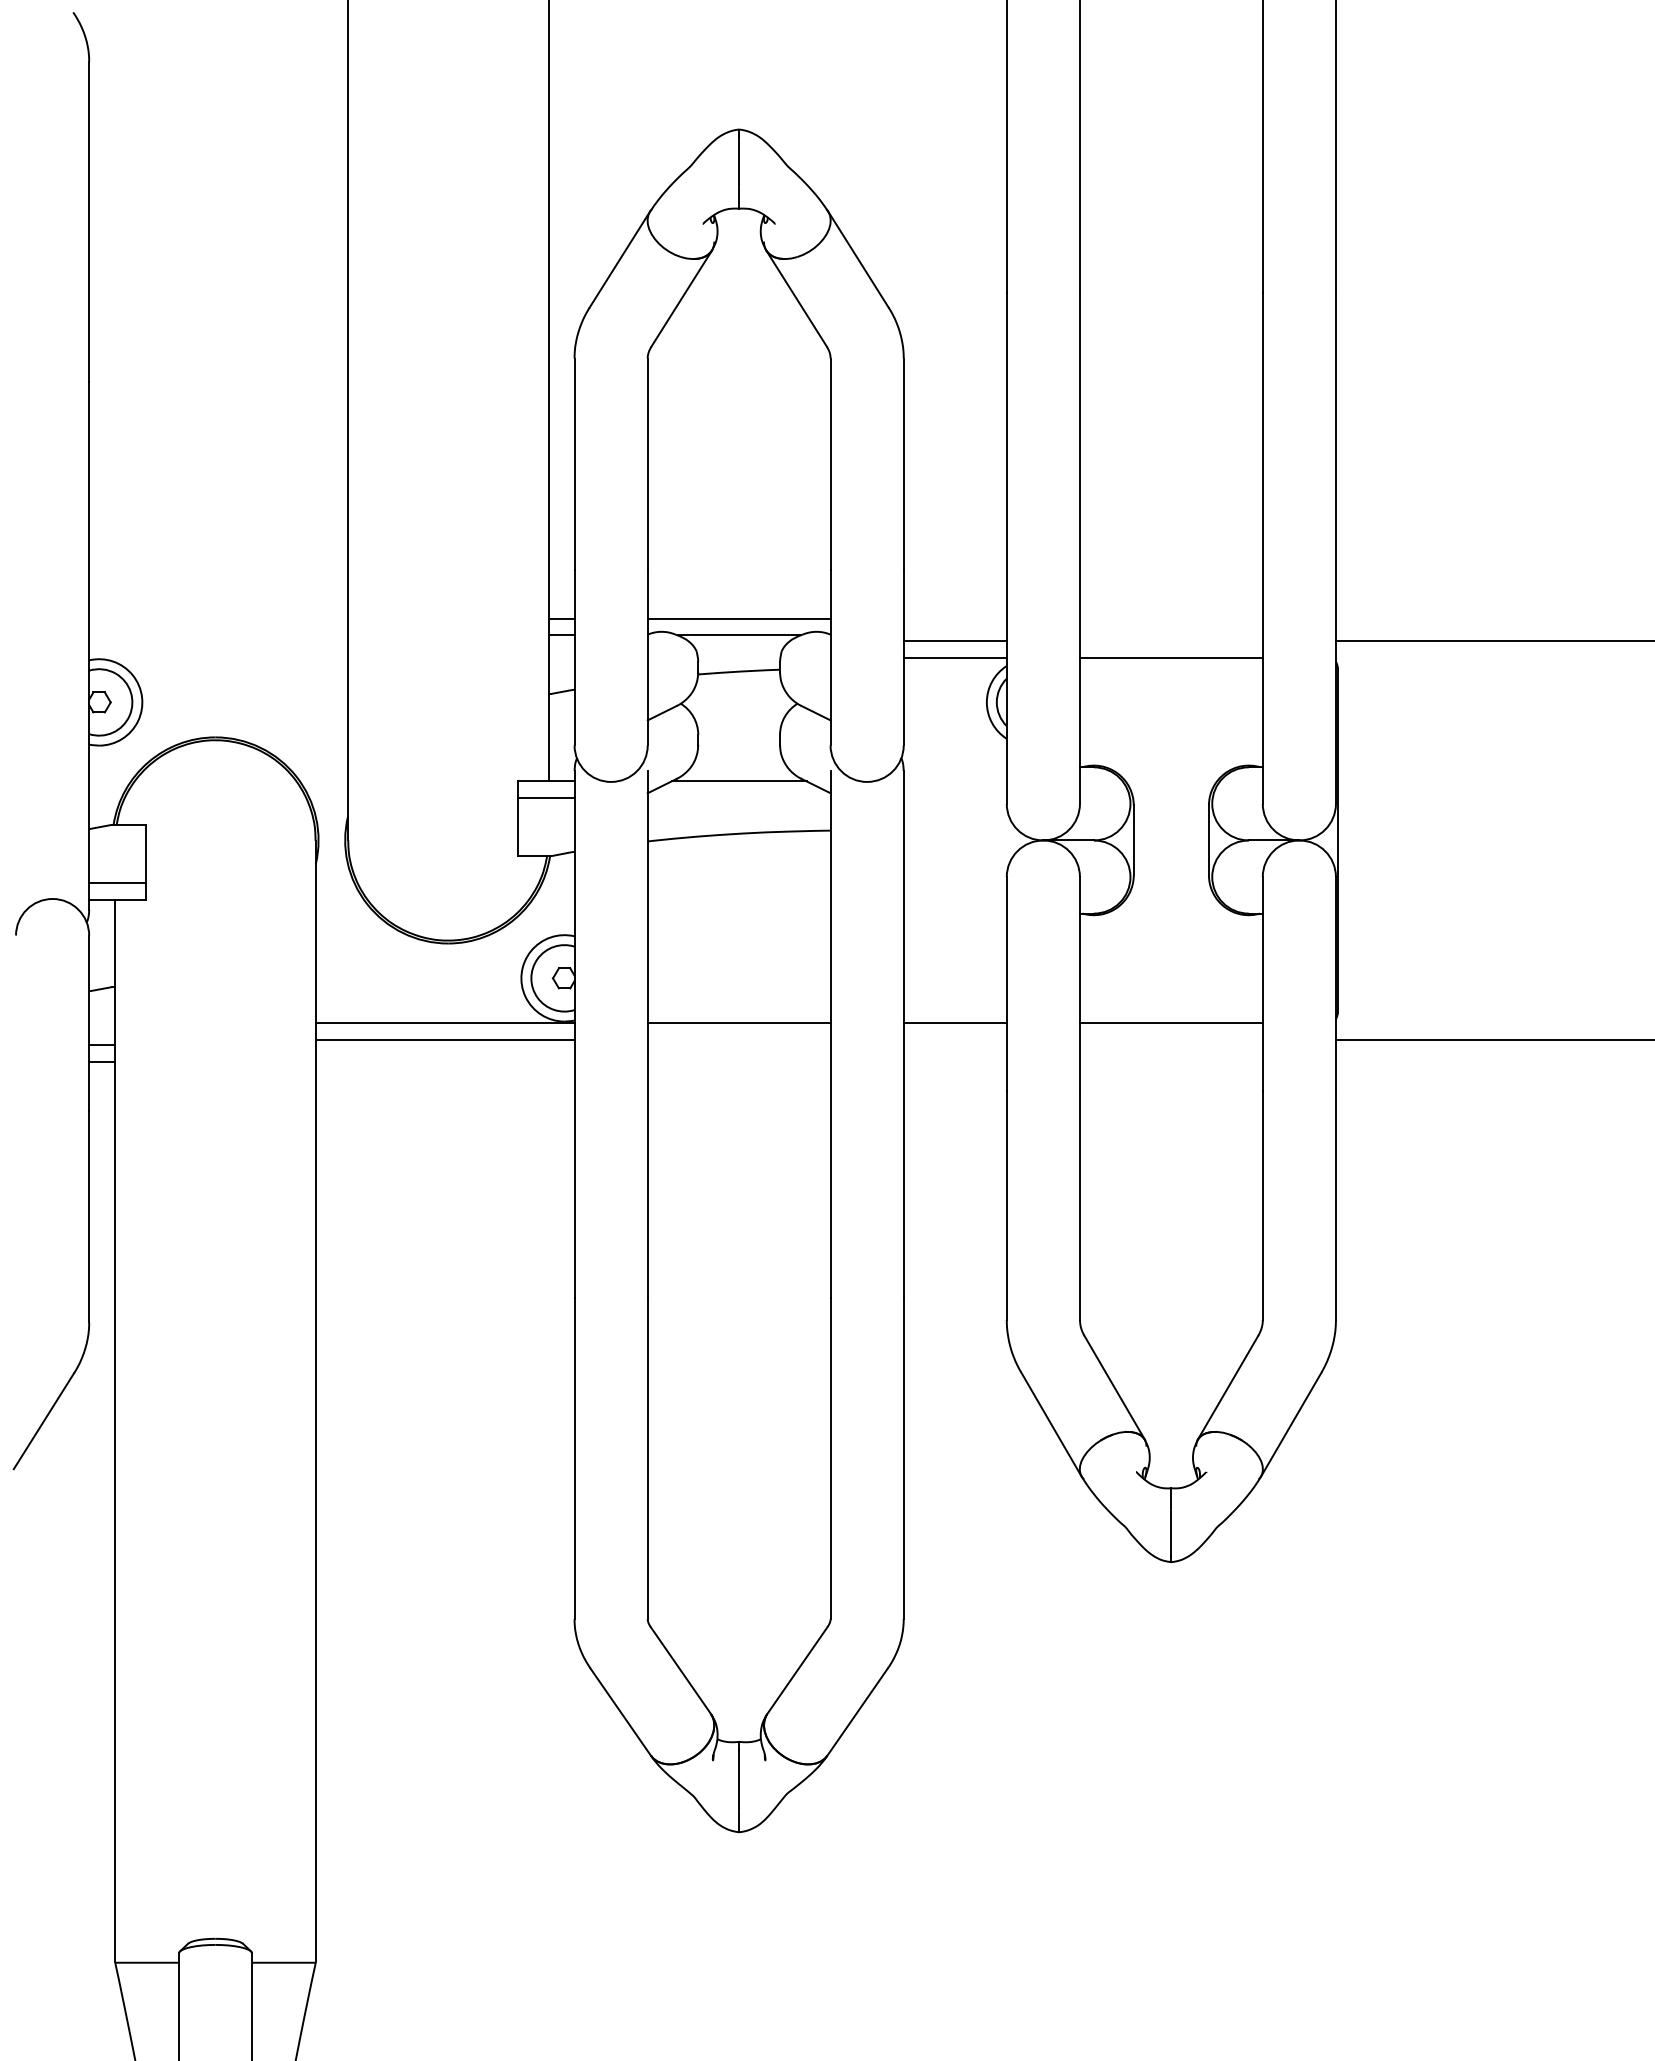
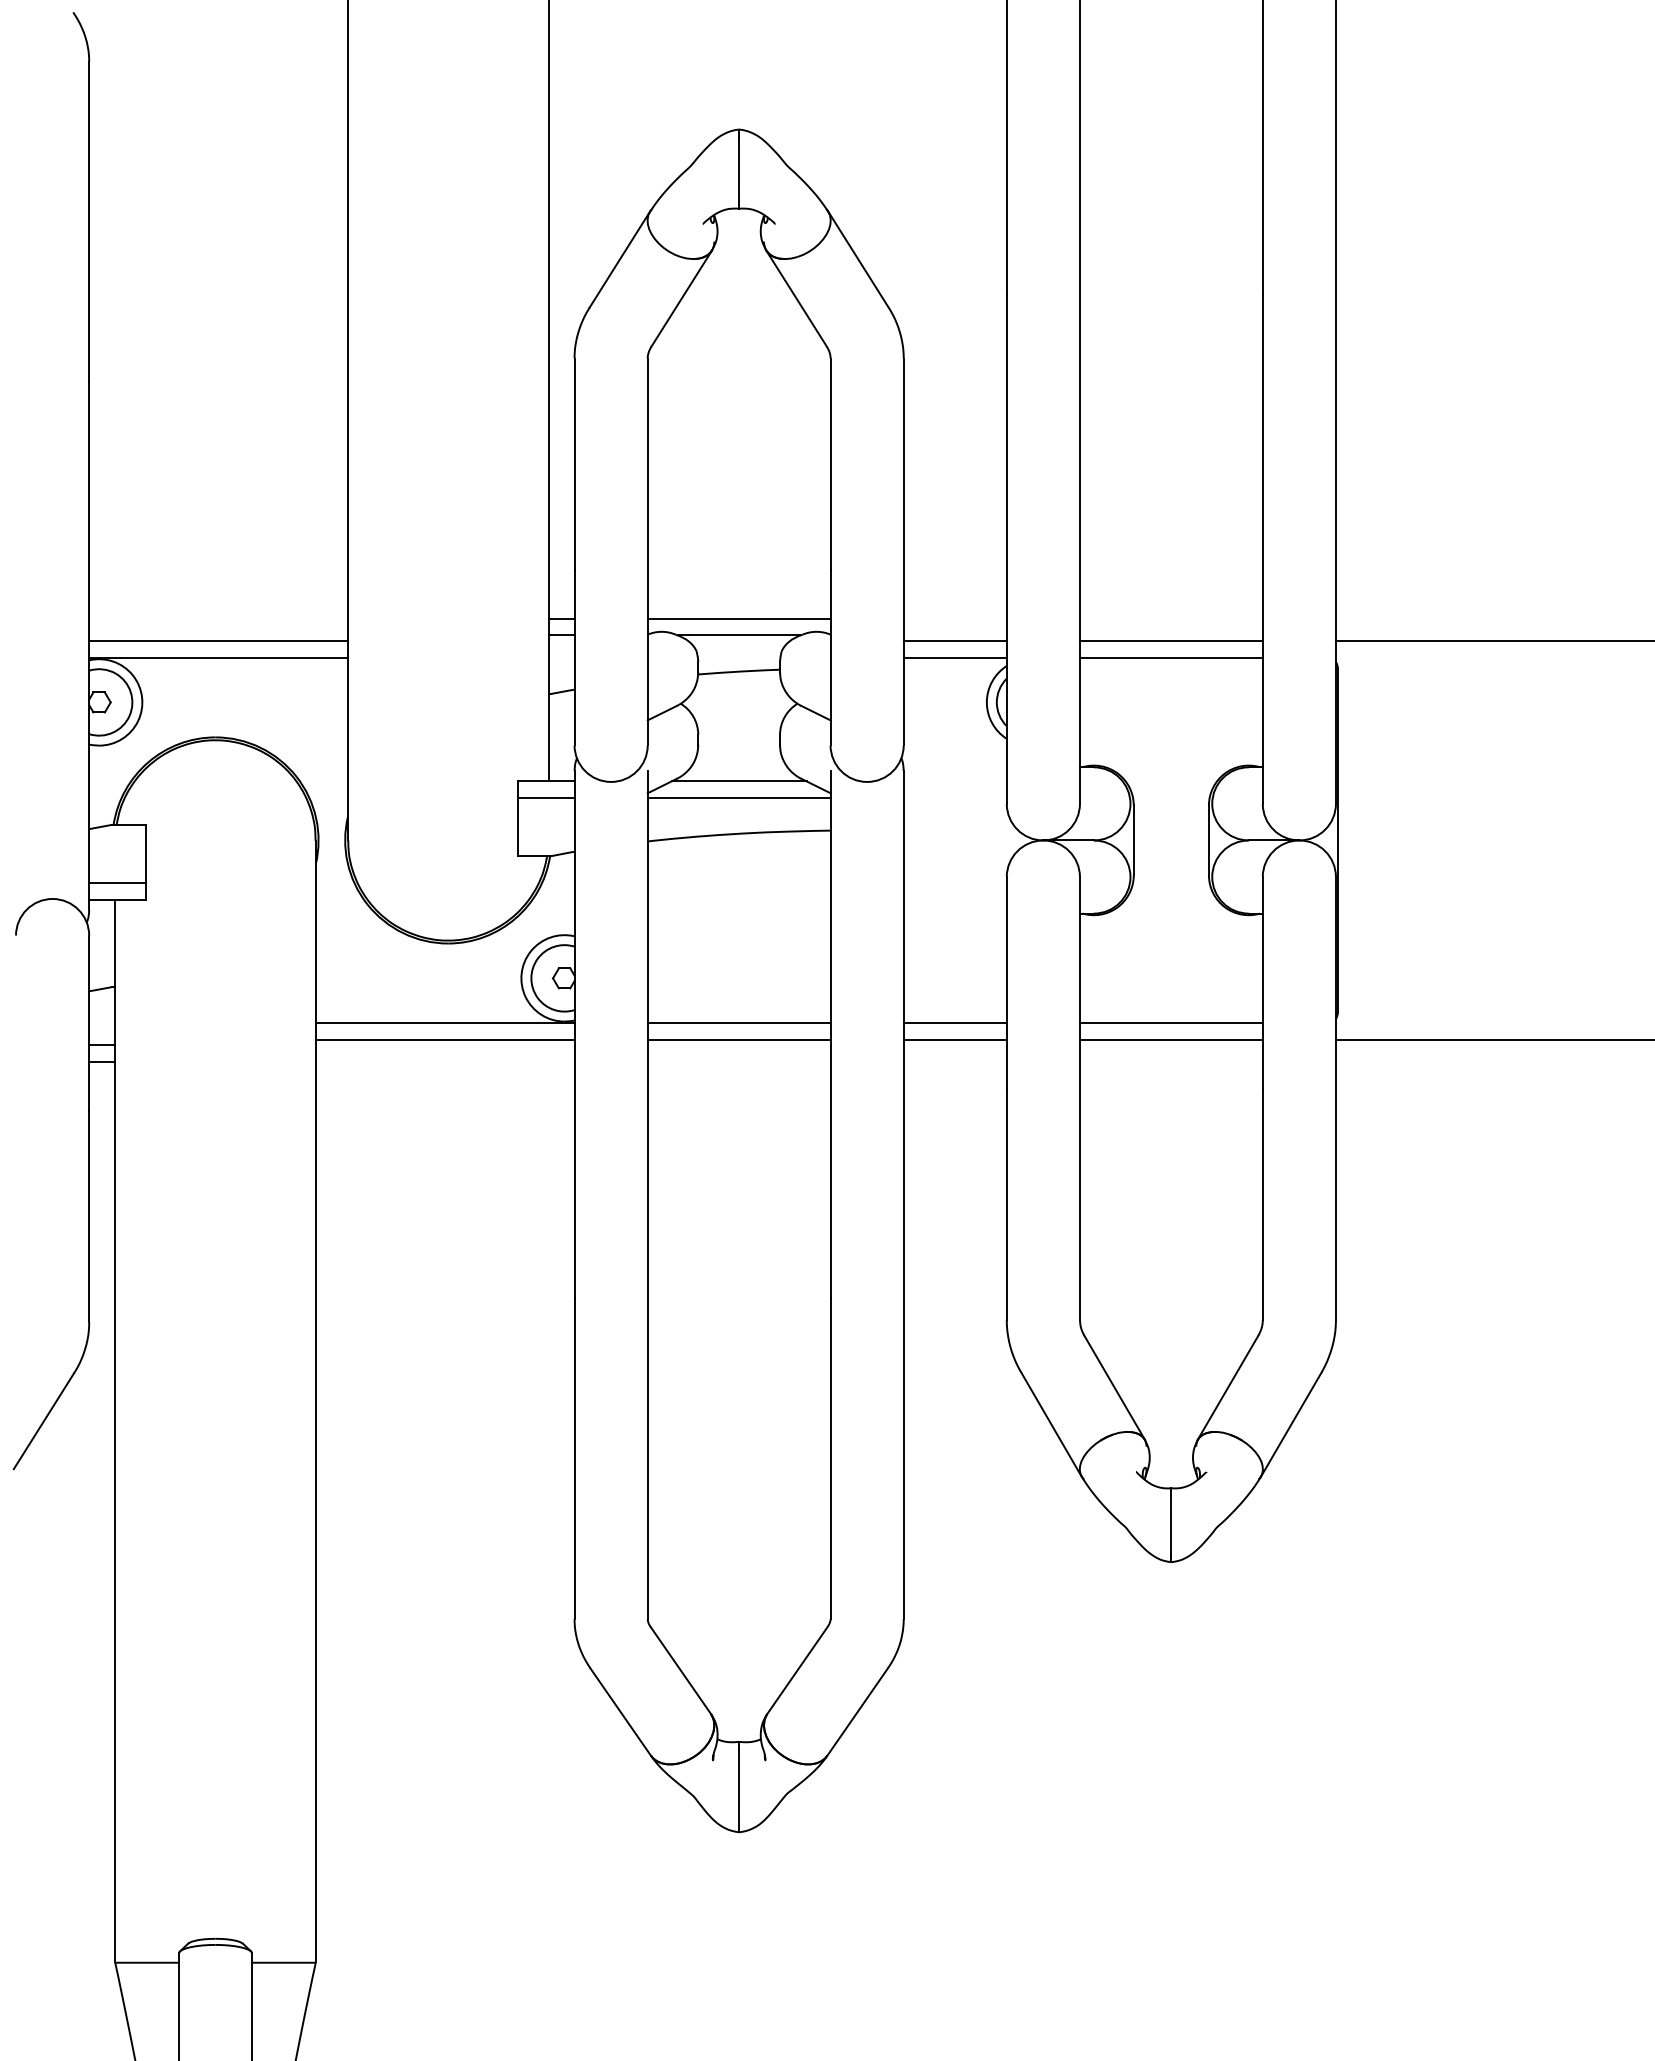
line: none -> present (218, 640)
line: none -> present (1170, 640)
line: none -> present (218, 657)
line: none -> present (738, 797)
line: none -> present (738, 1039)
line: none -> present (954, 1039)
line: none -> present (1170, 1039)
